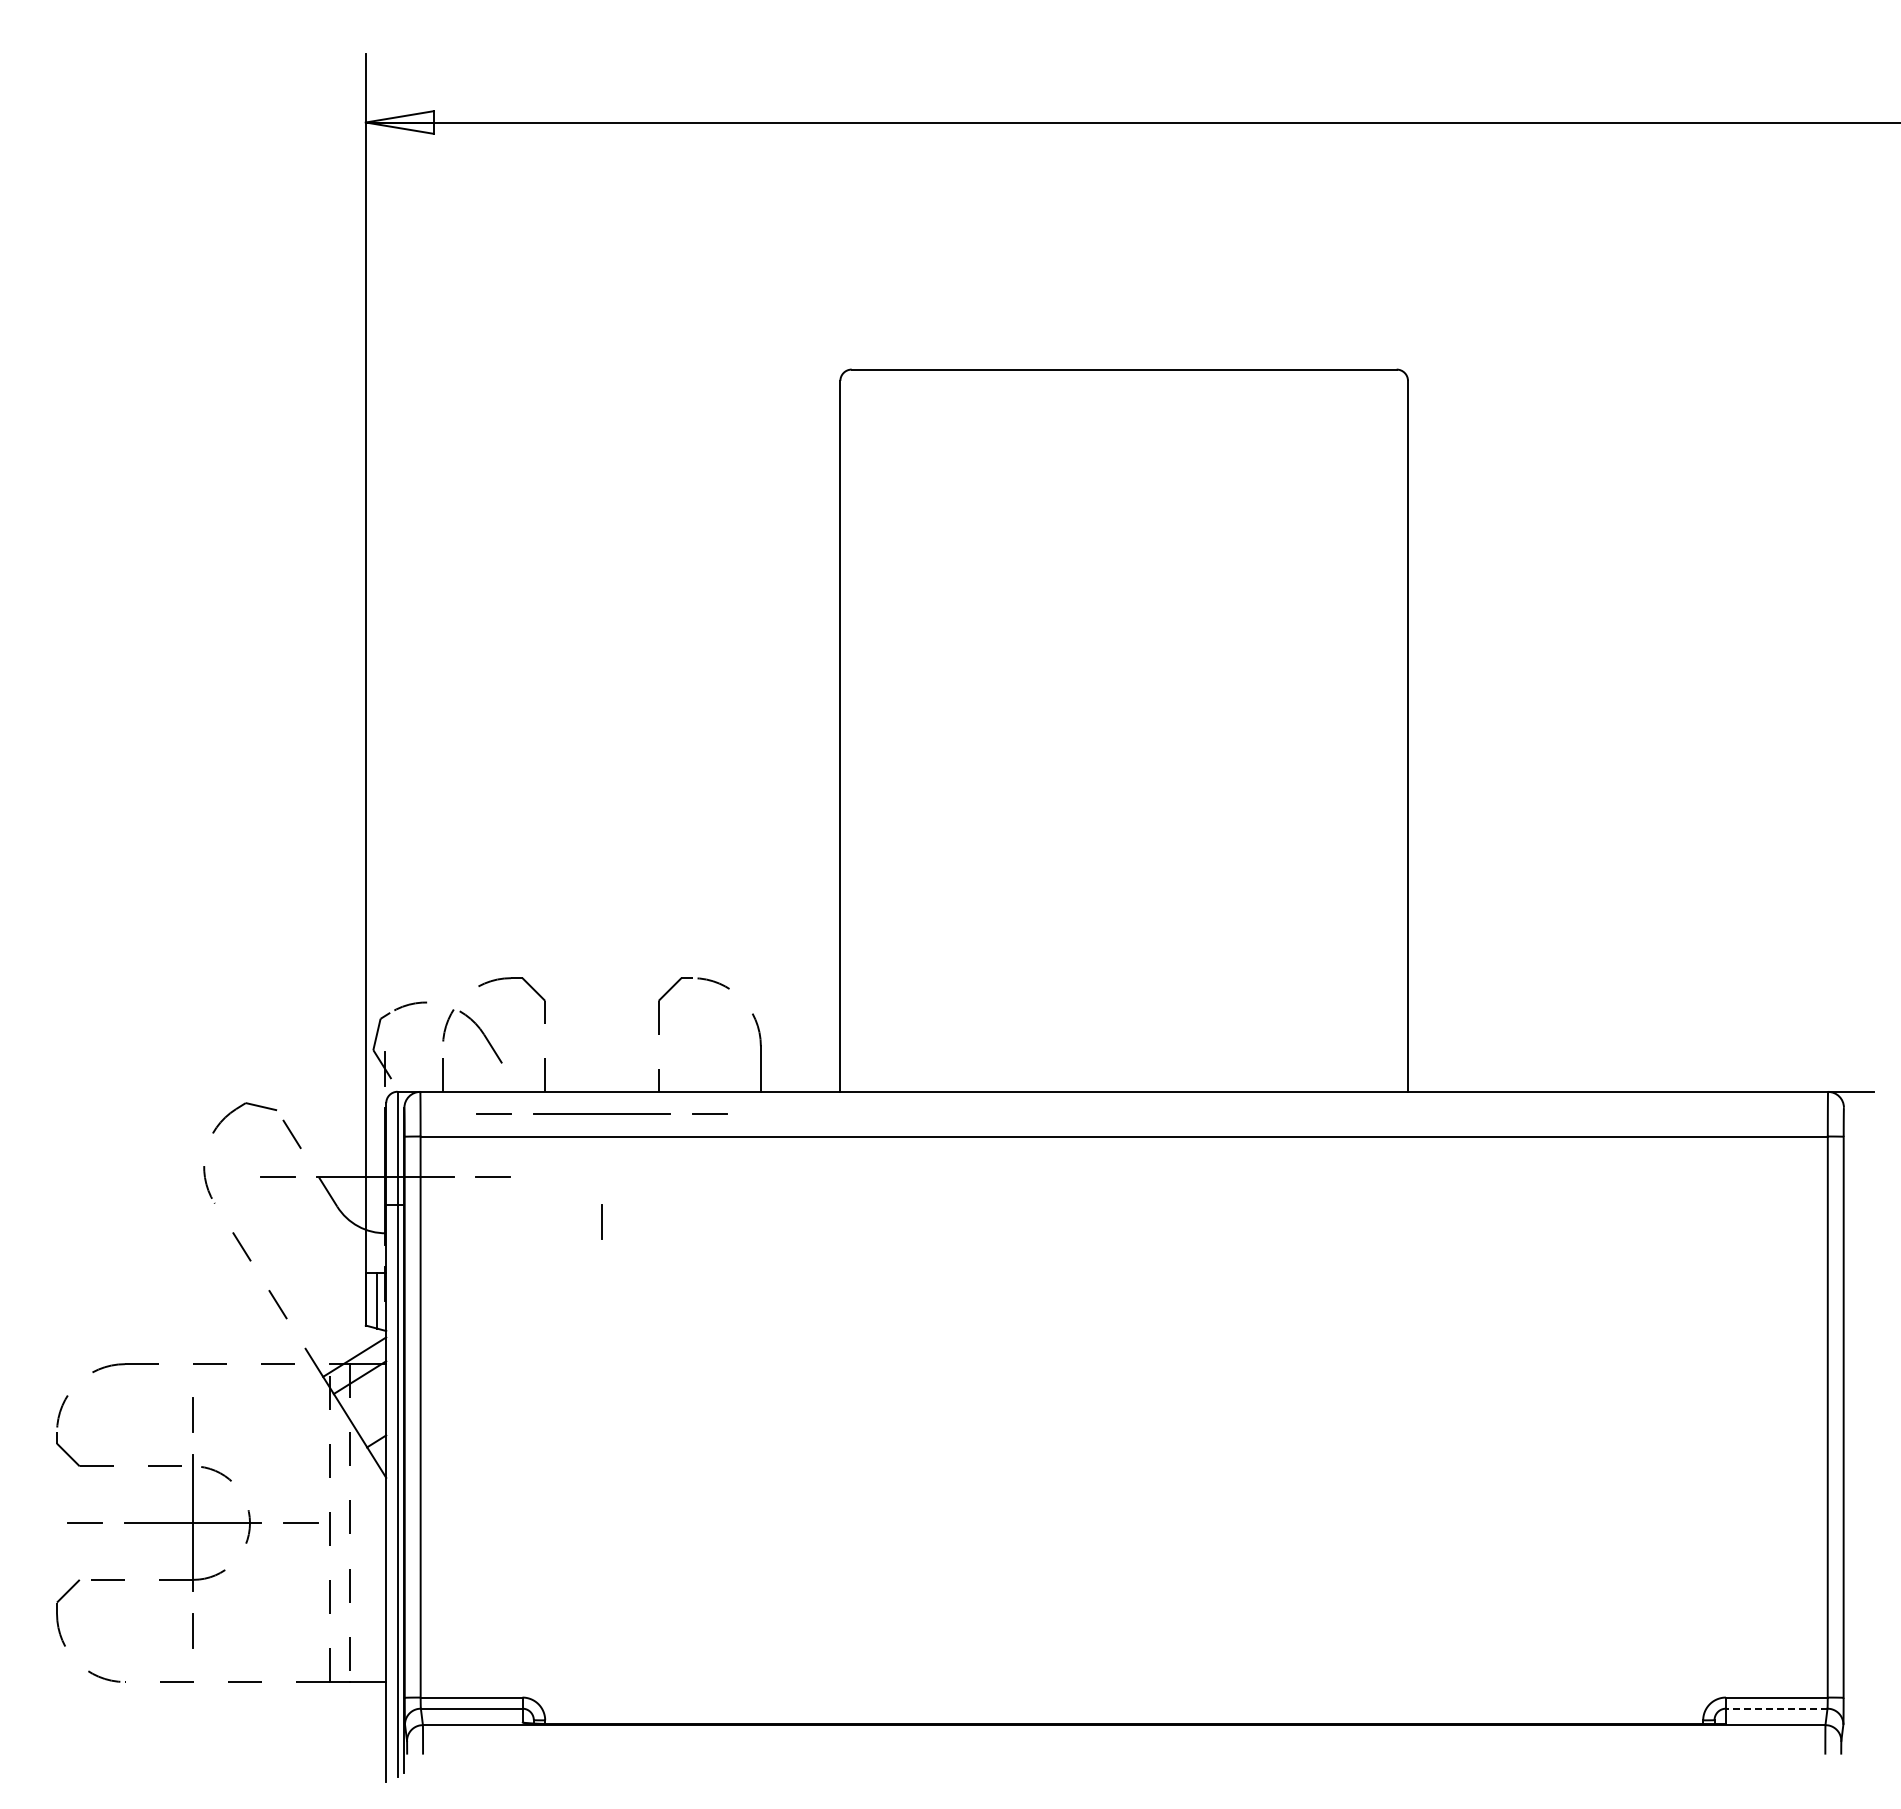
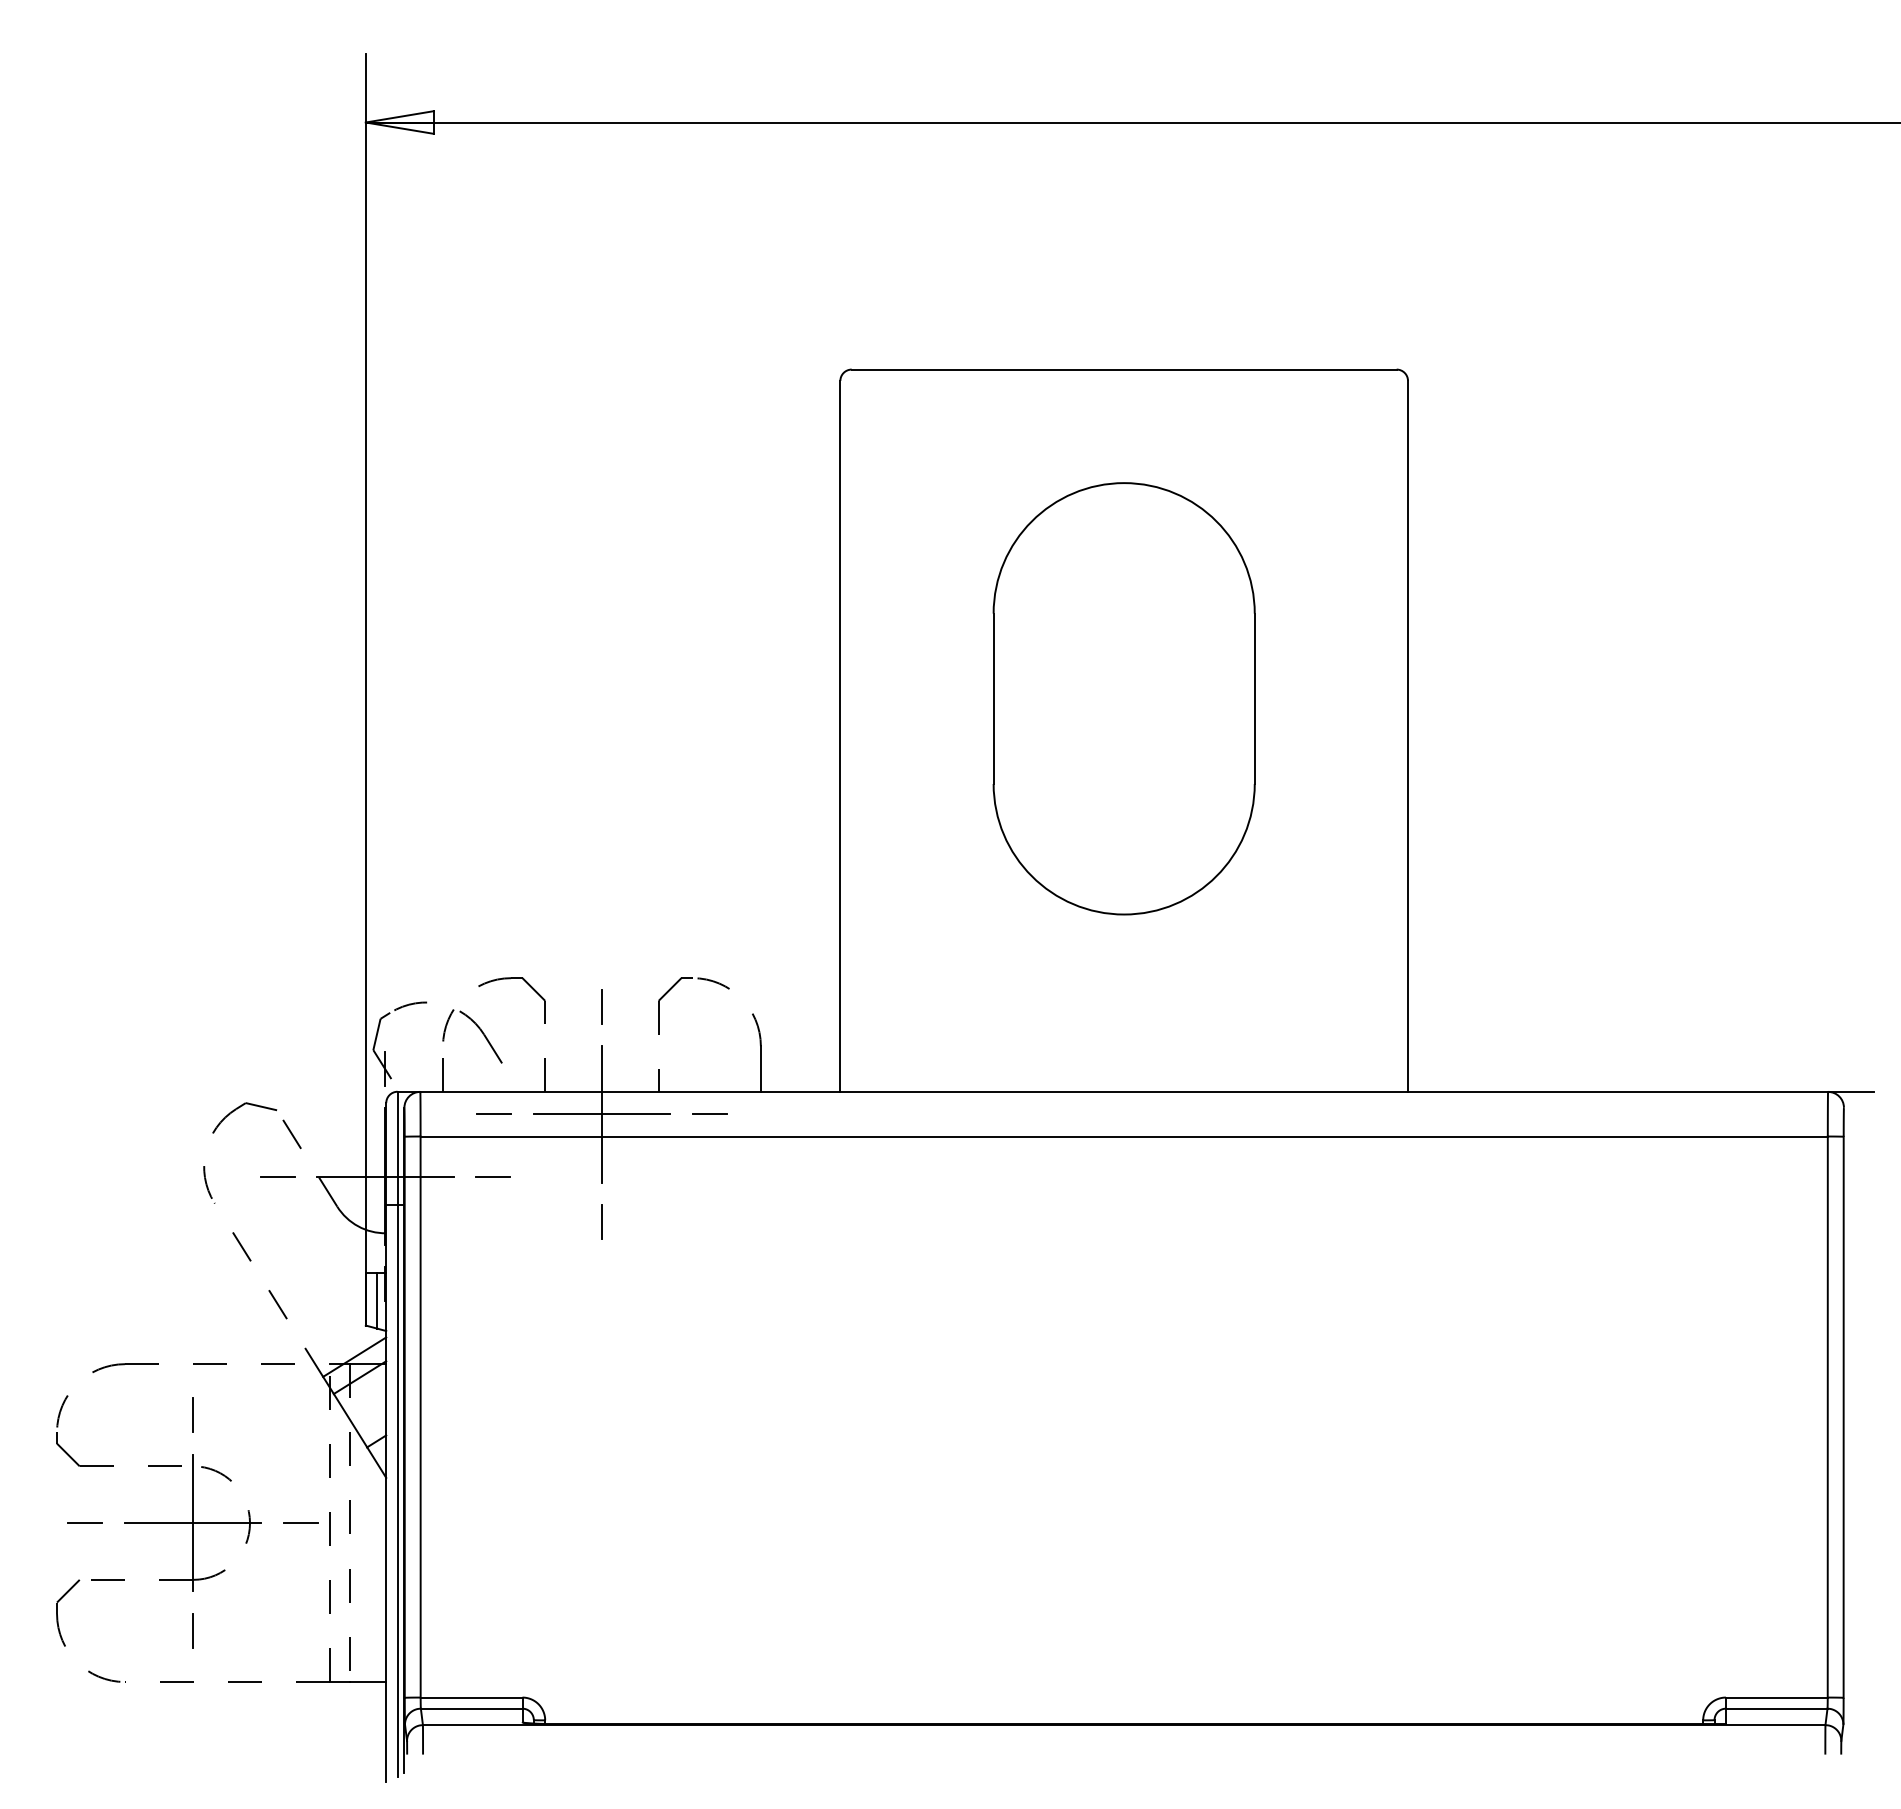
part: none -> present (1123, 698)
line: none -> present (601, 1006)
line: none -> present (601, 1114)
line: dashed -> solid (1776, 1708)
